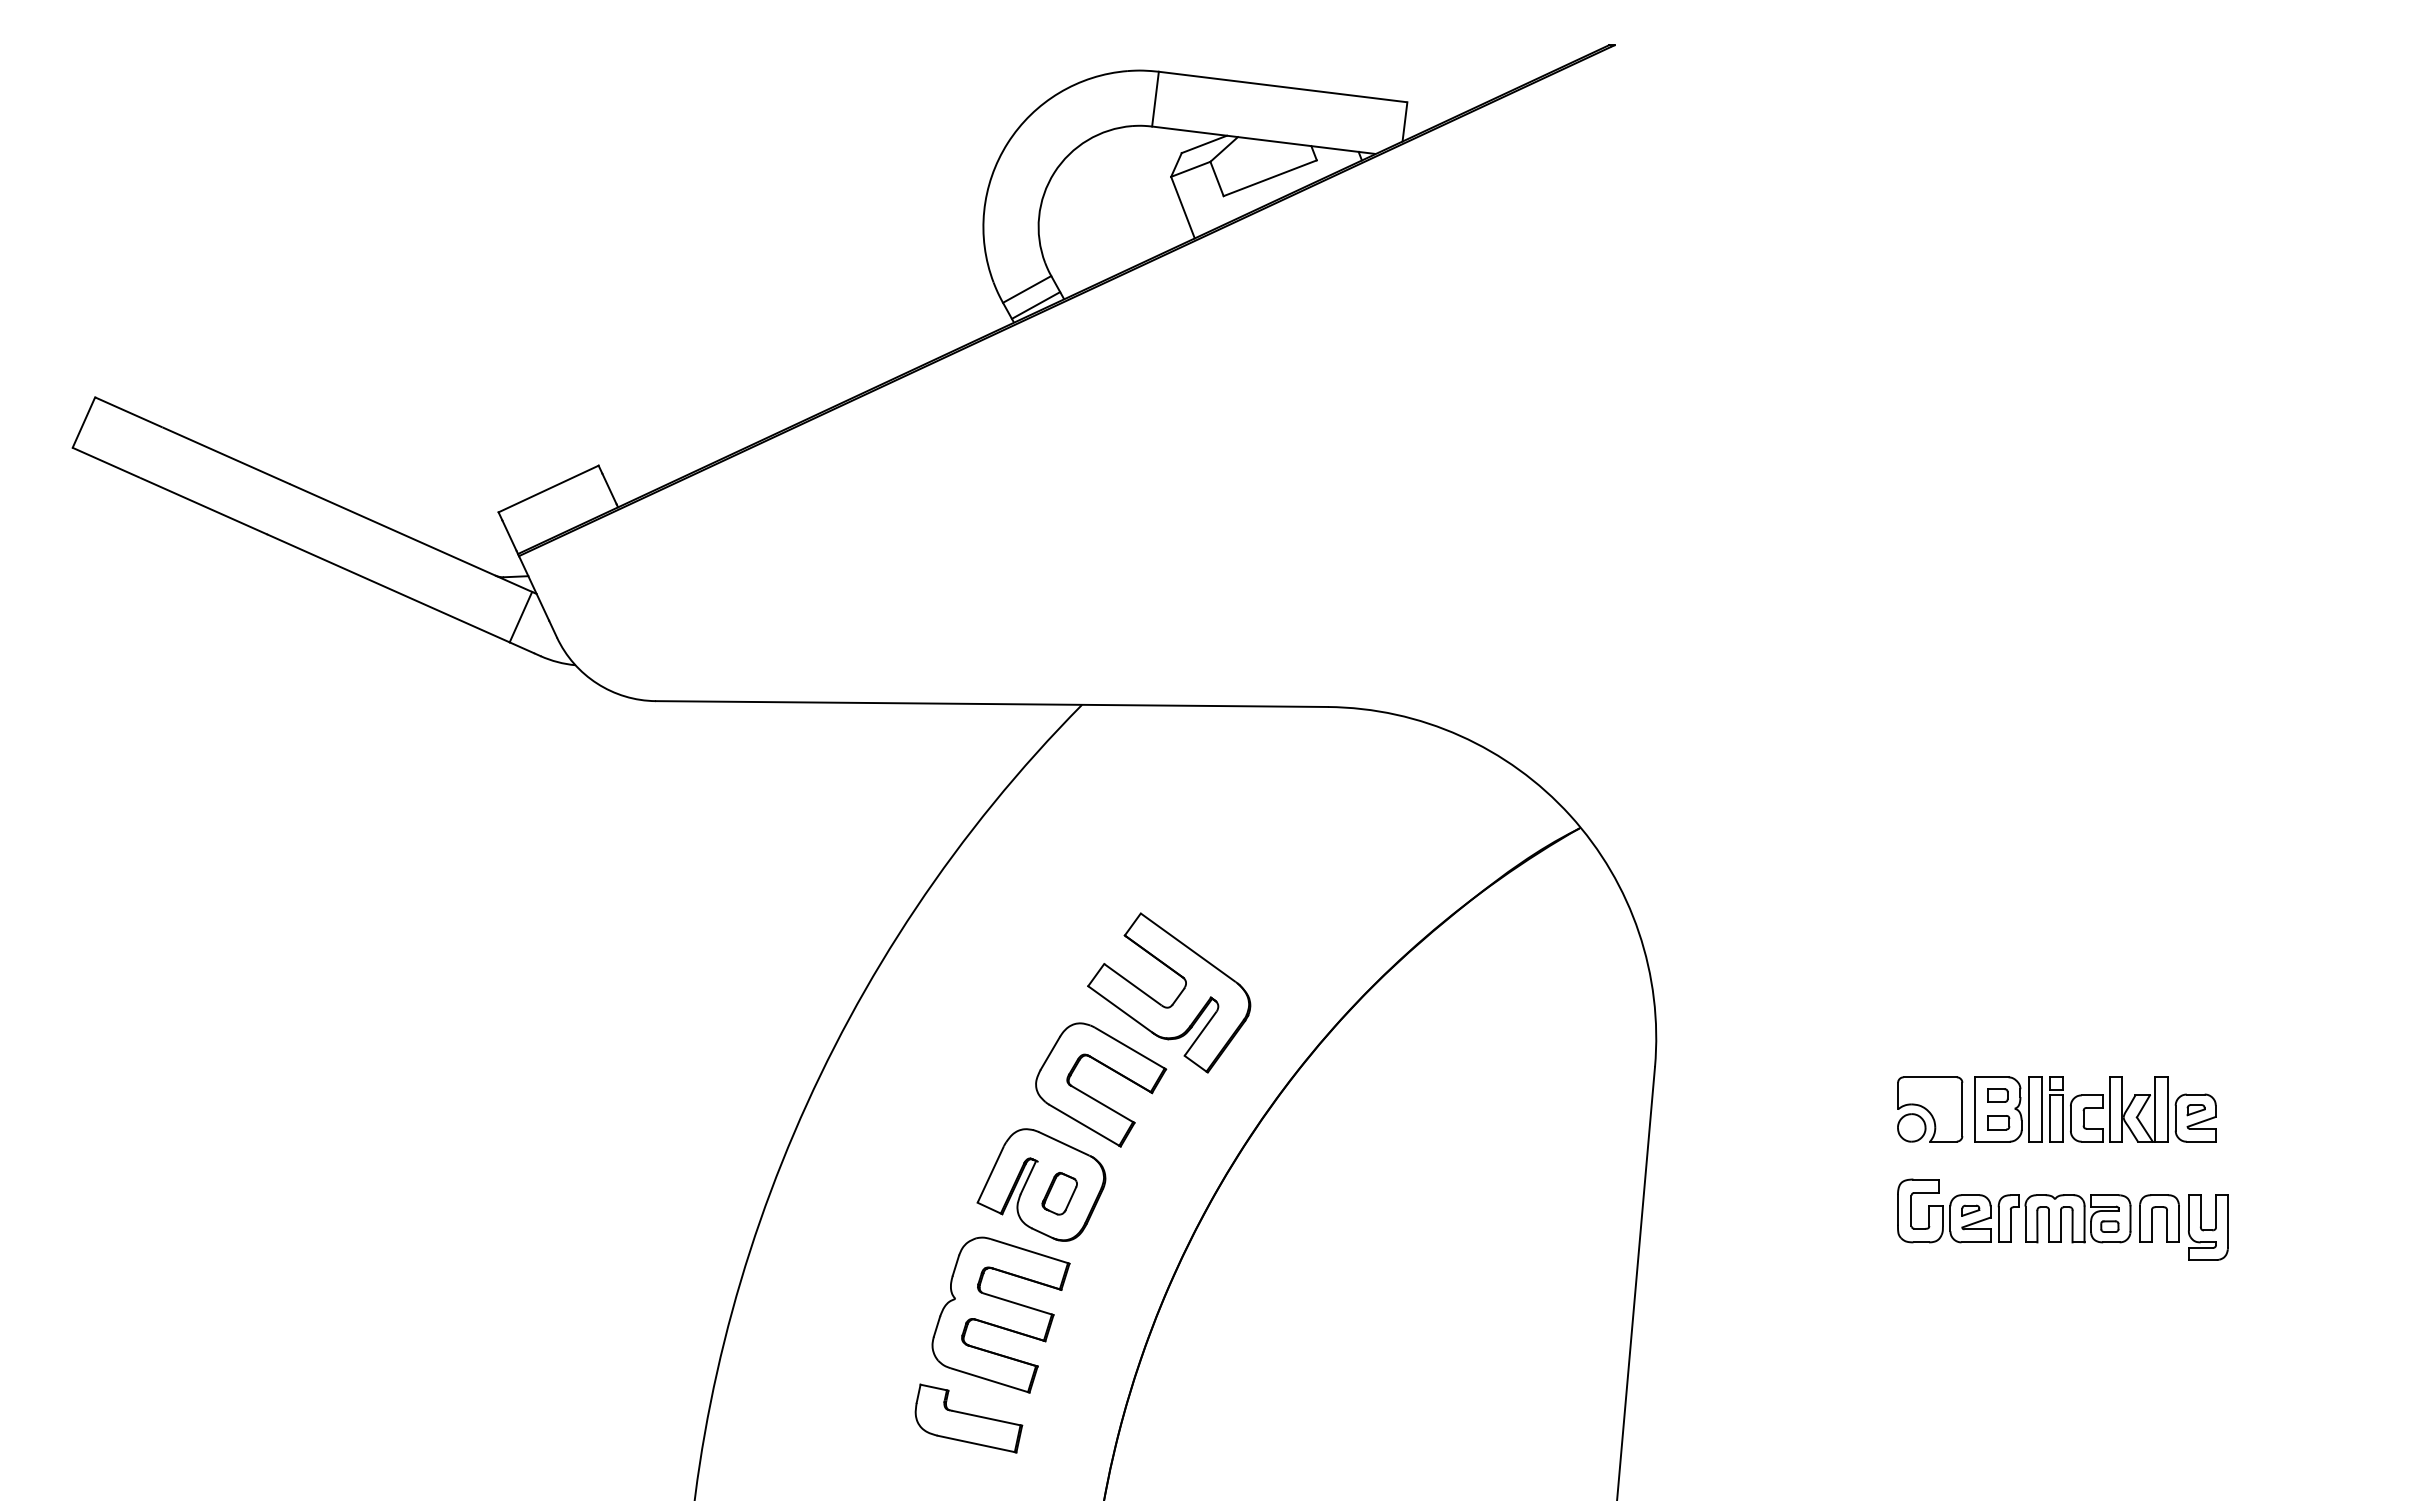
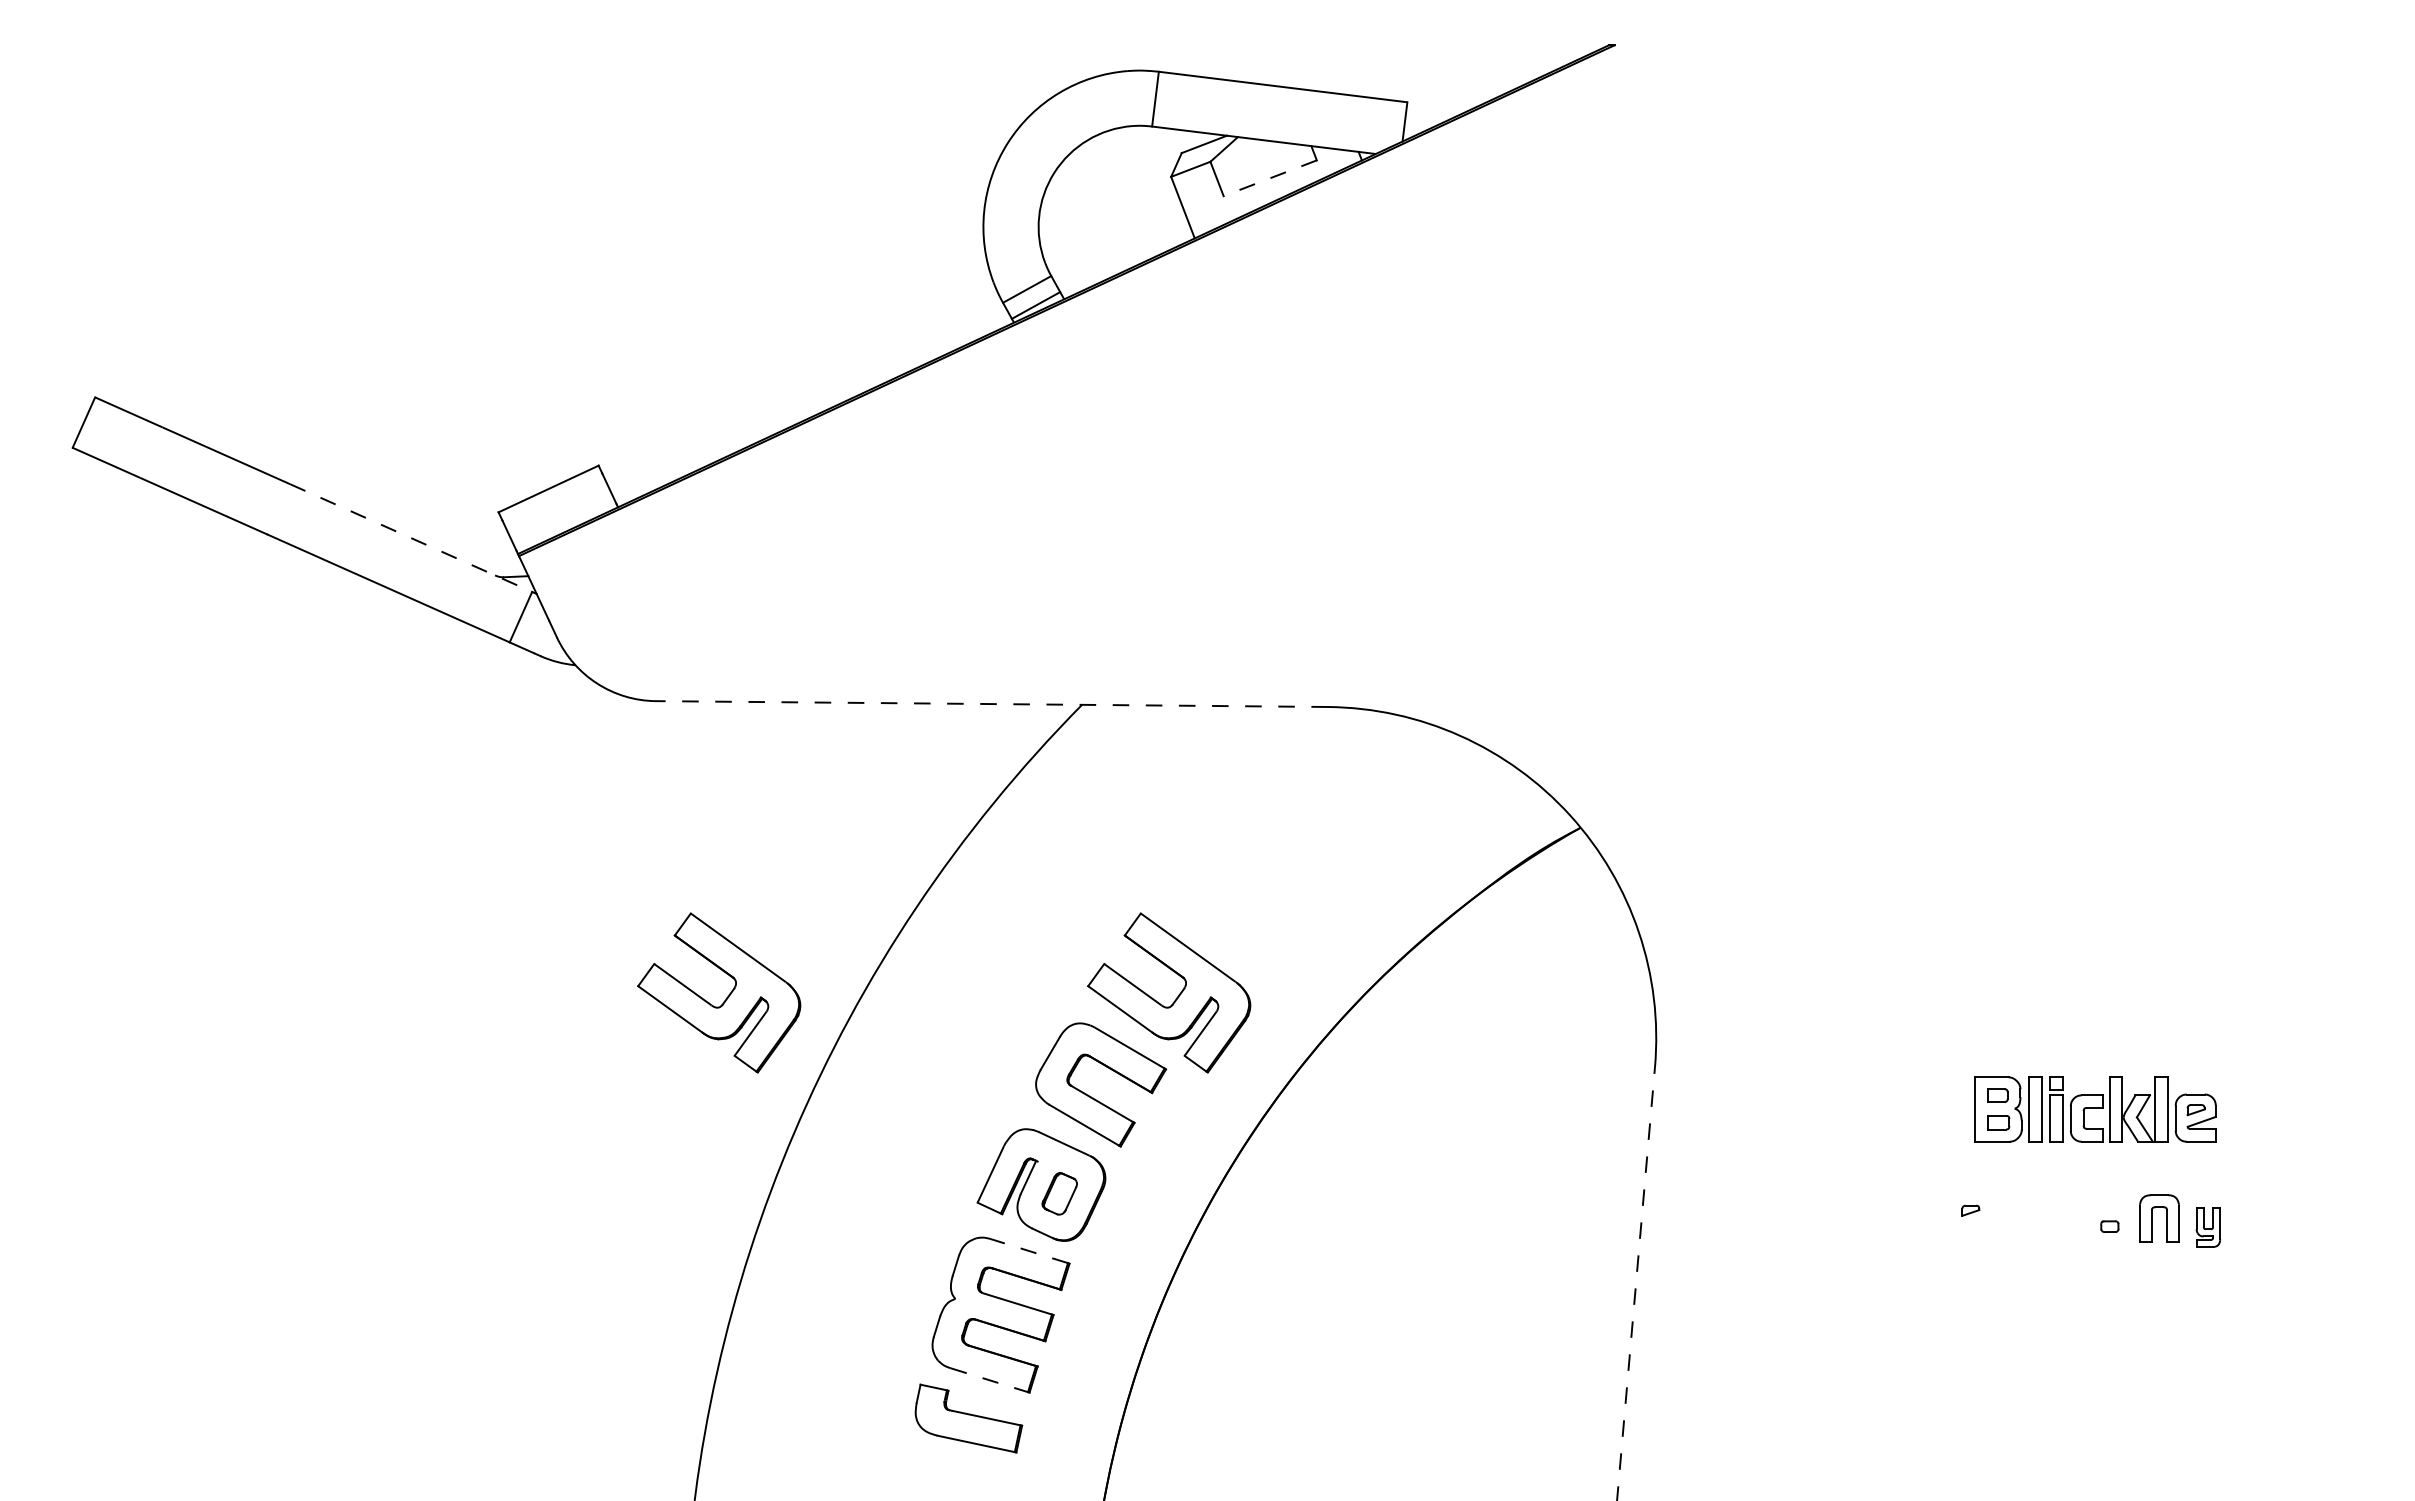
line: solid -> dashed (1270, 178)
line: solid -> dashed (411, 538)
line: solid -> dashed (991, 704)
part: none -> present (726, 997)
part: present -> none (1930, 1109)
part: present -> none (2014, 1210)
part size: 41x67 px -> 27x41 px (2208, 1227)
line: solid -> dashed (1029, 1251)
line: solid -> dashed (1636, 1283)
line: solid -> dashed (989, 1380)
